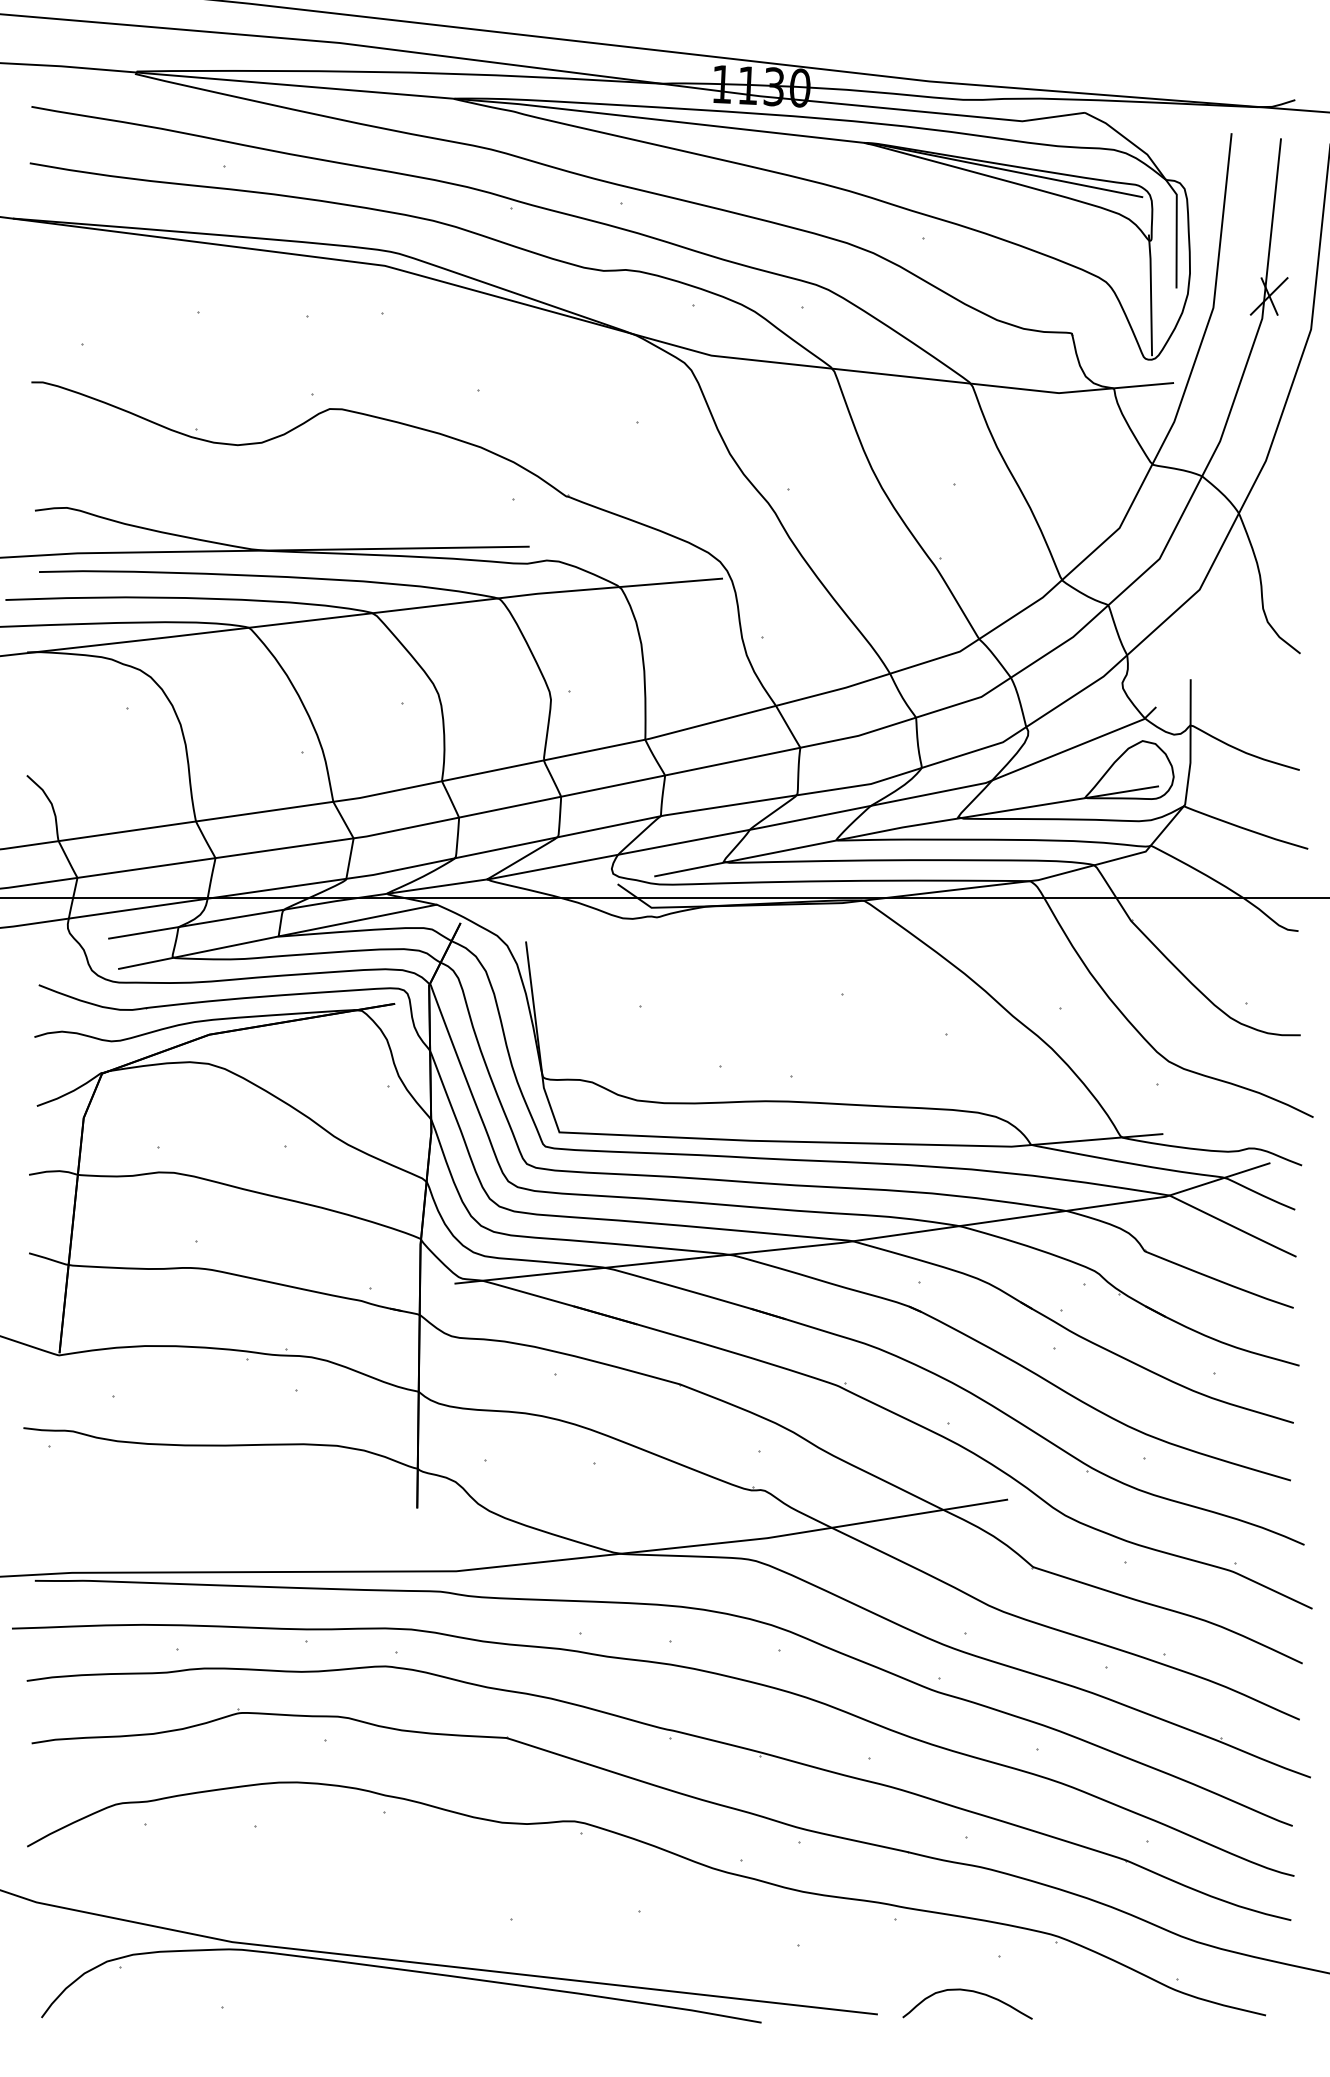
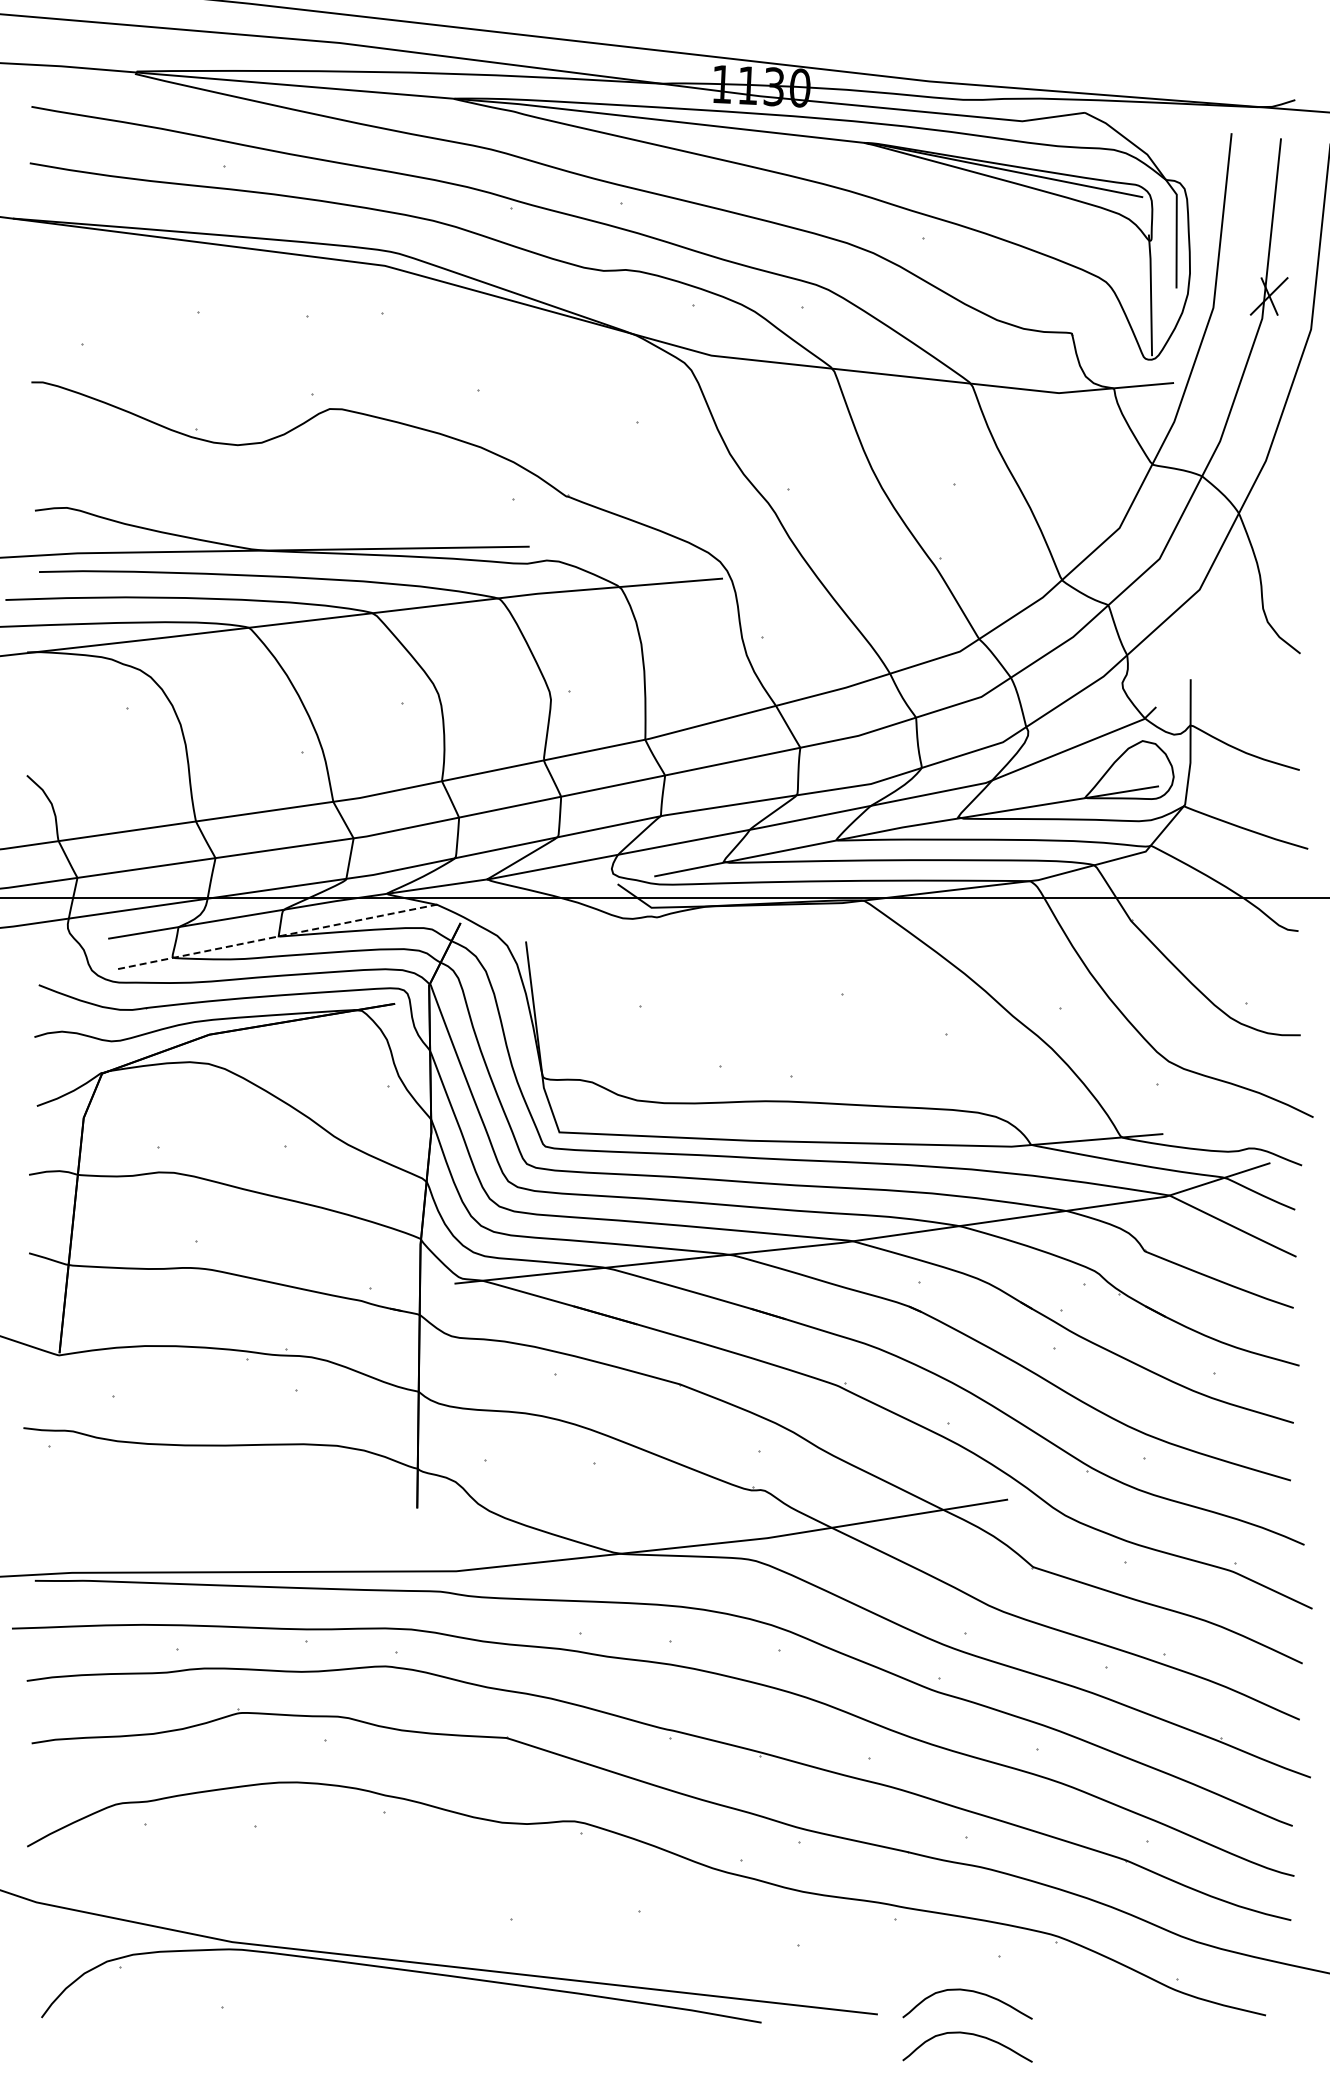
line: solid -> dashed (278, 936)
curve: none -> present (967, 2034)
